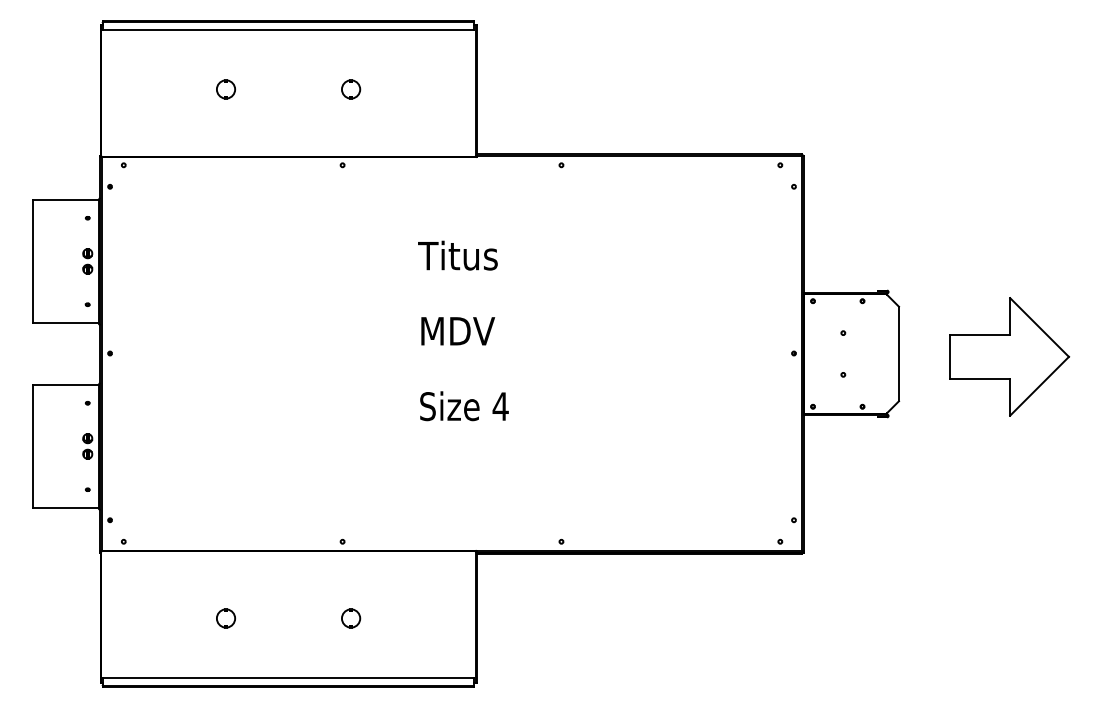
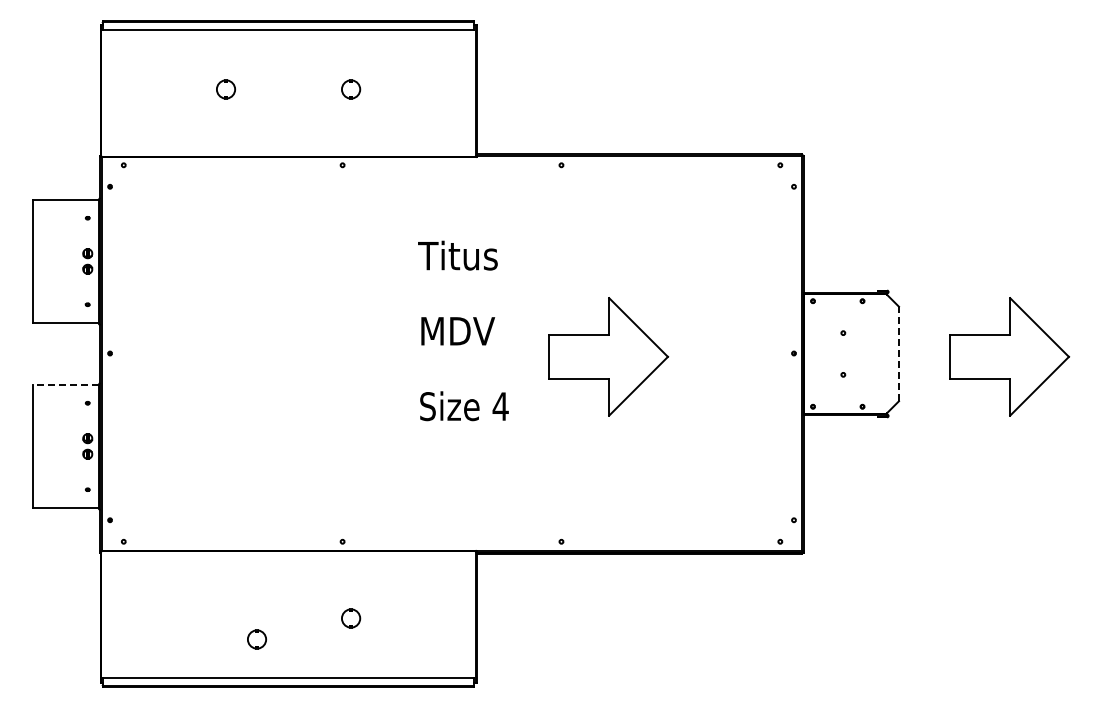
line: solid -> dashed (899, 353)
part: none -> present (608, 356)
line: solid -> dashed (65, 385)
part position: (225, 618) -> (256, 639) (256, 639)
